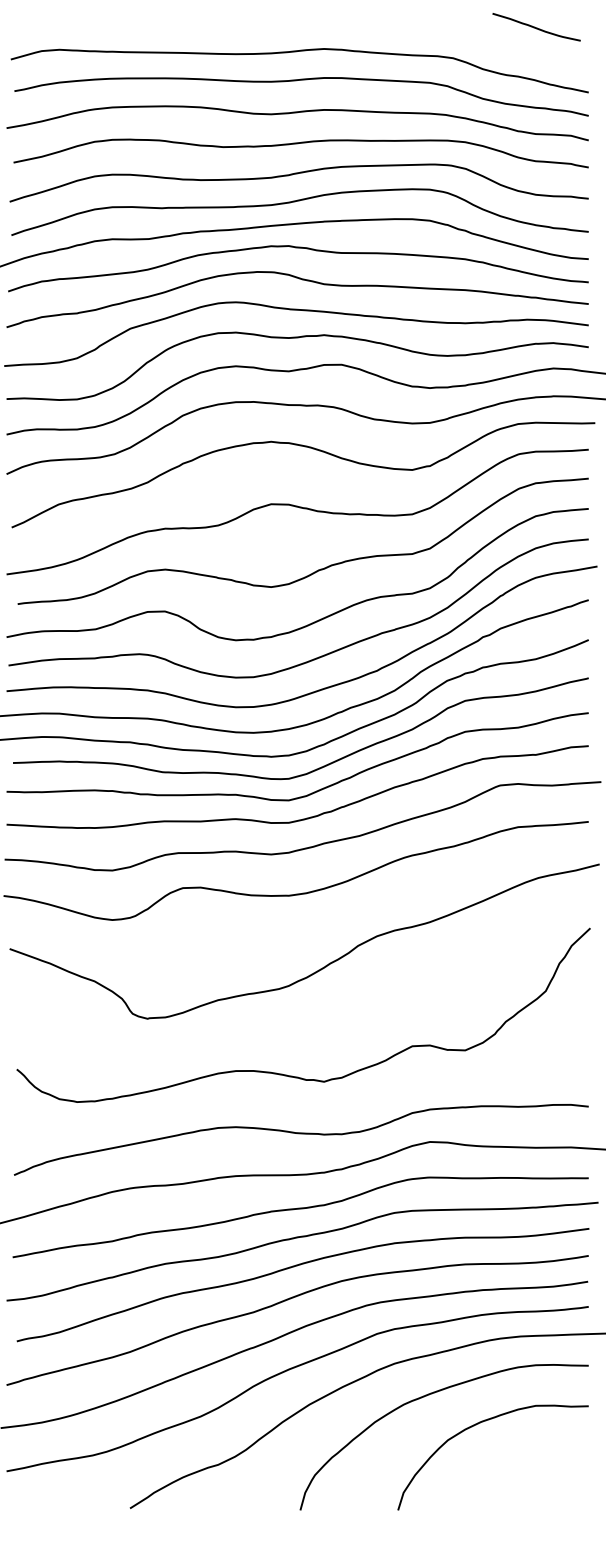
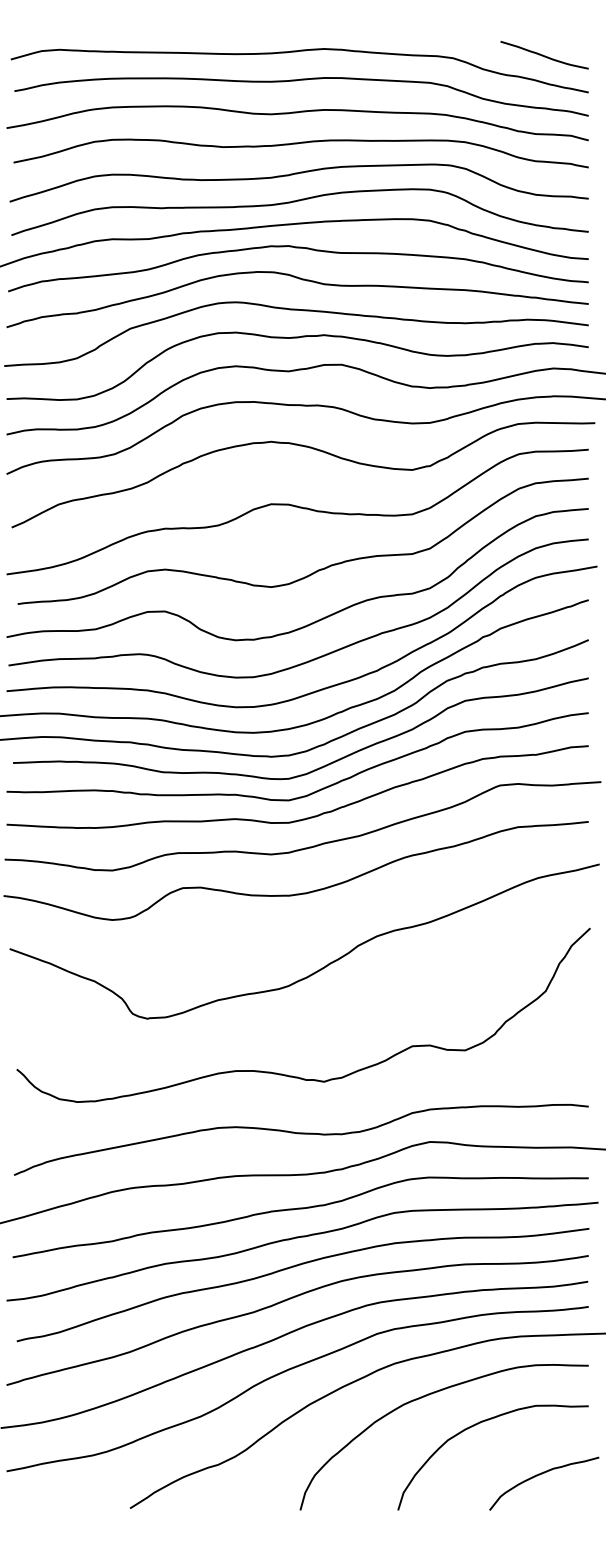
curve position: (536, 27) -> (544, 55) (544, 55)
curve: none -> present (542, 1474)
